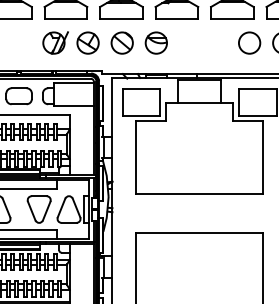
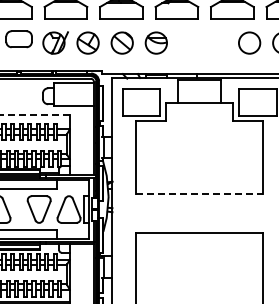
part position: (18, 96) -> (18, 39) (18, 39)
line: solid -> dashed (35, 114)
line: solid -> dashed (199, 194)
